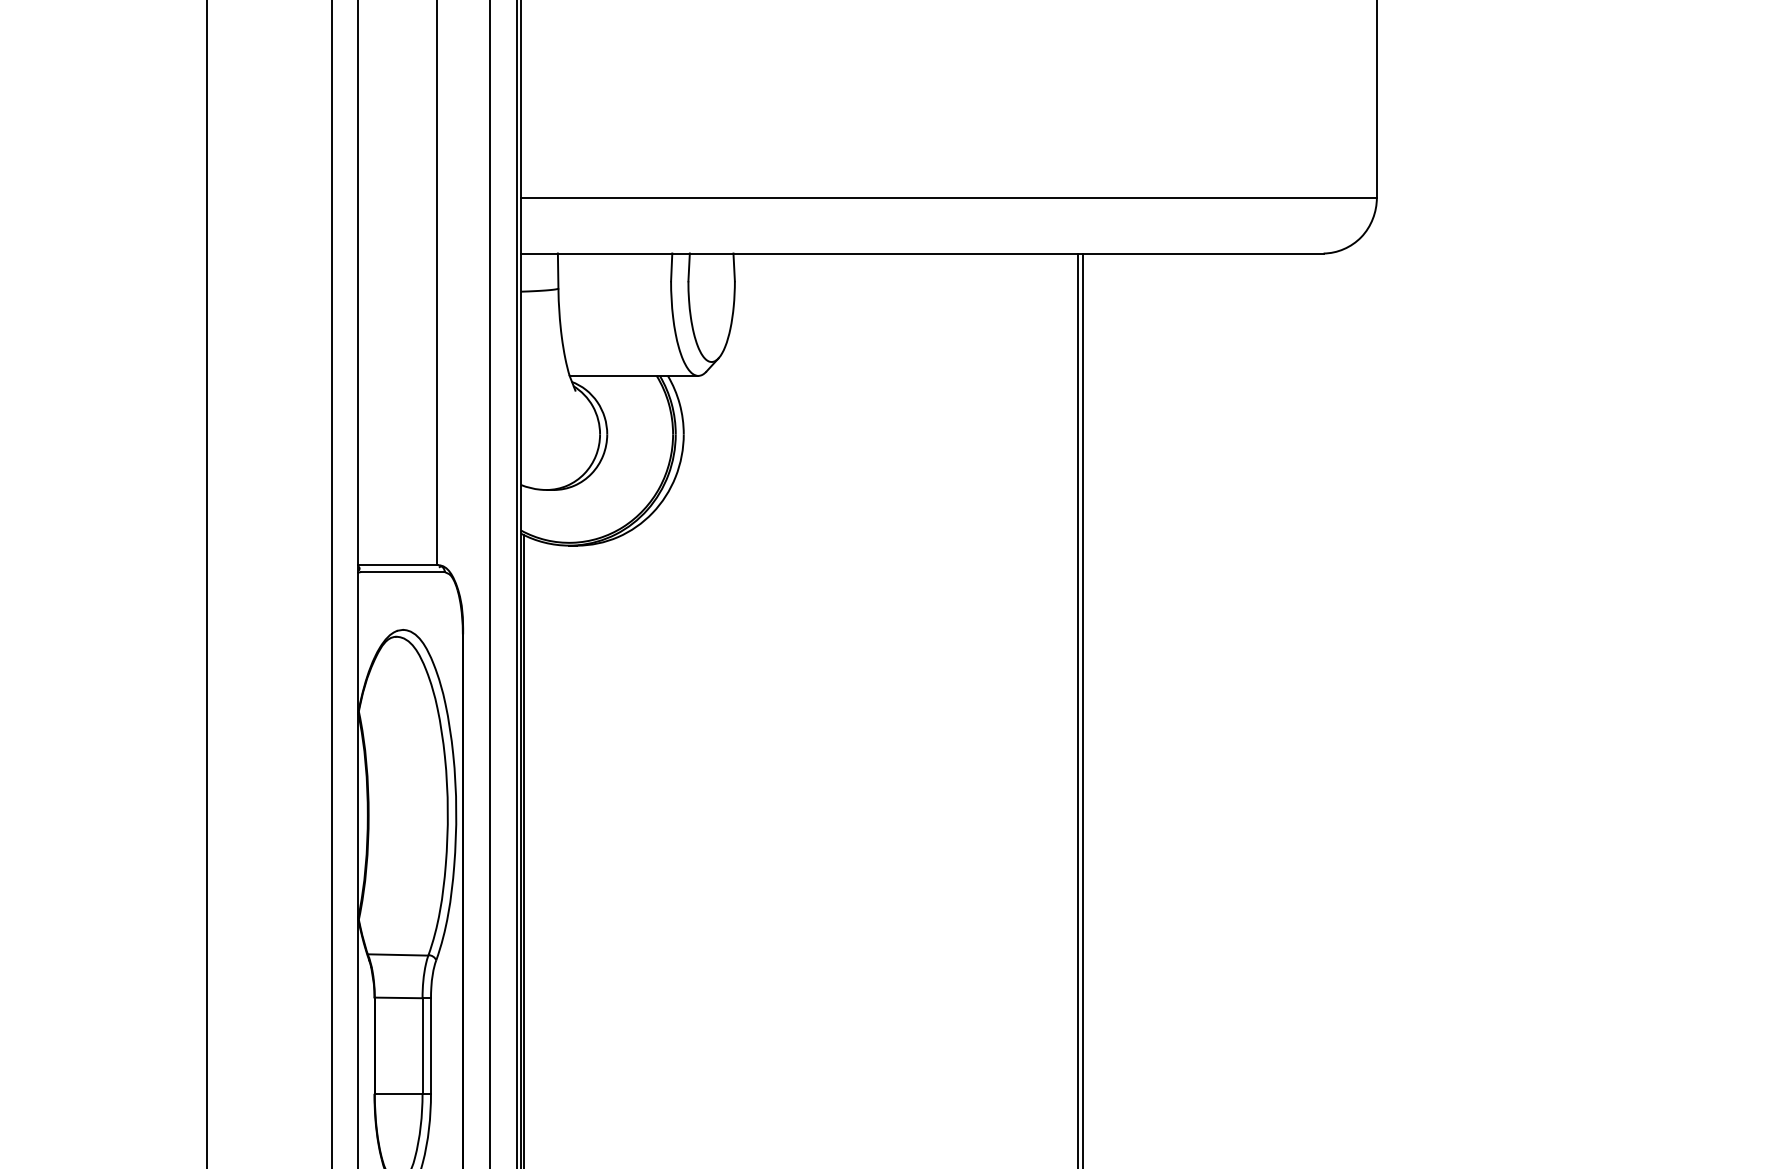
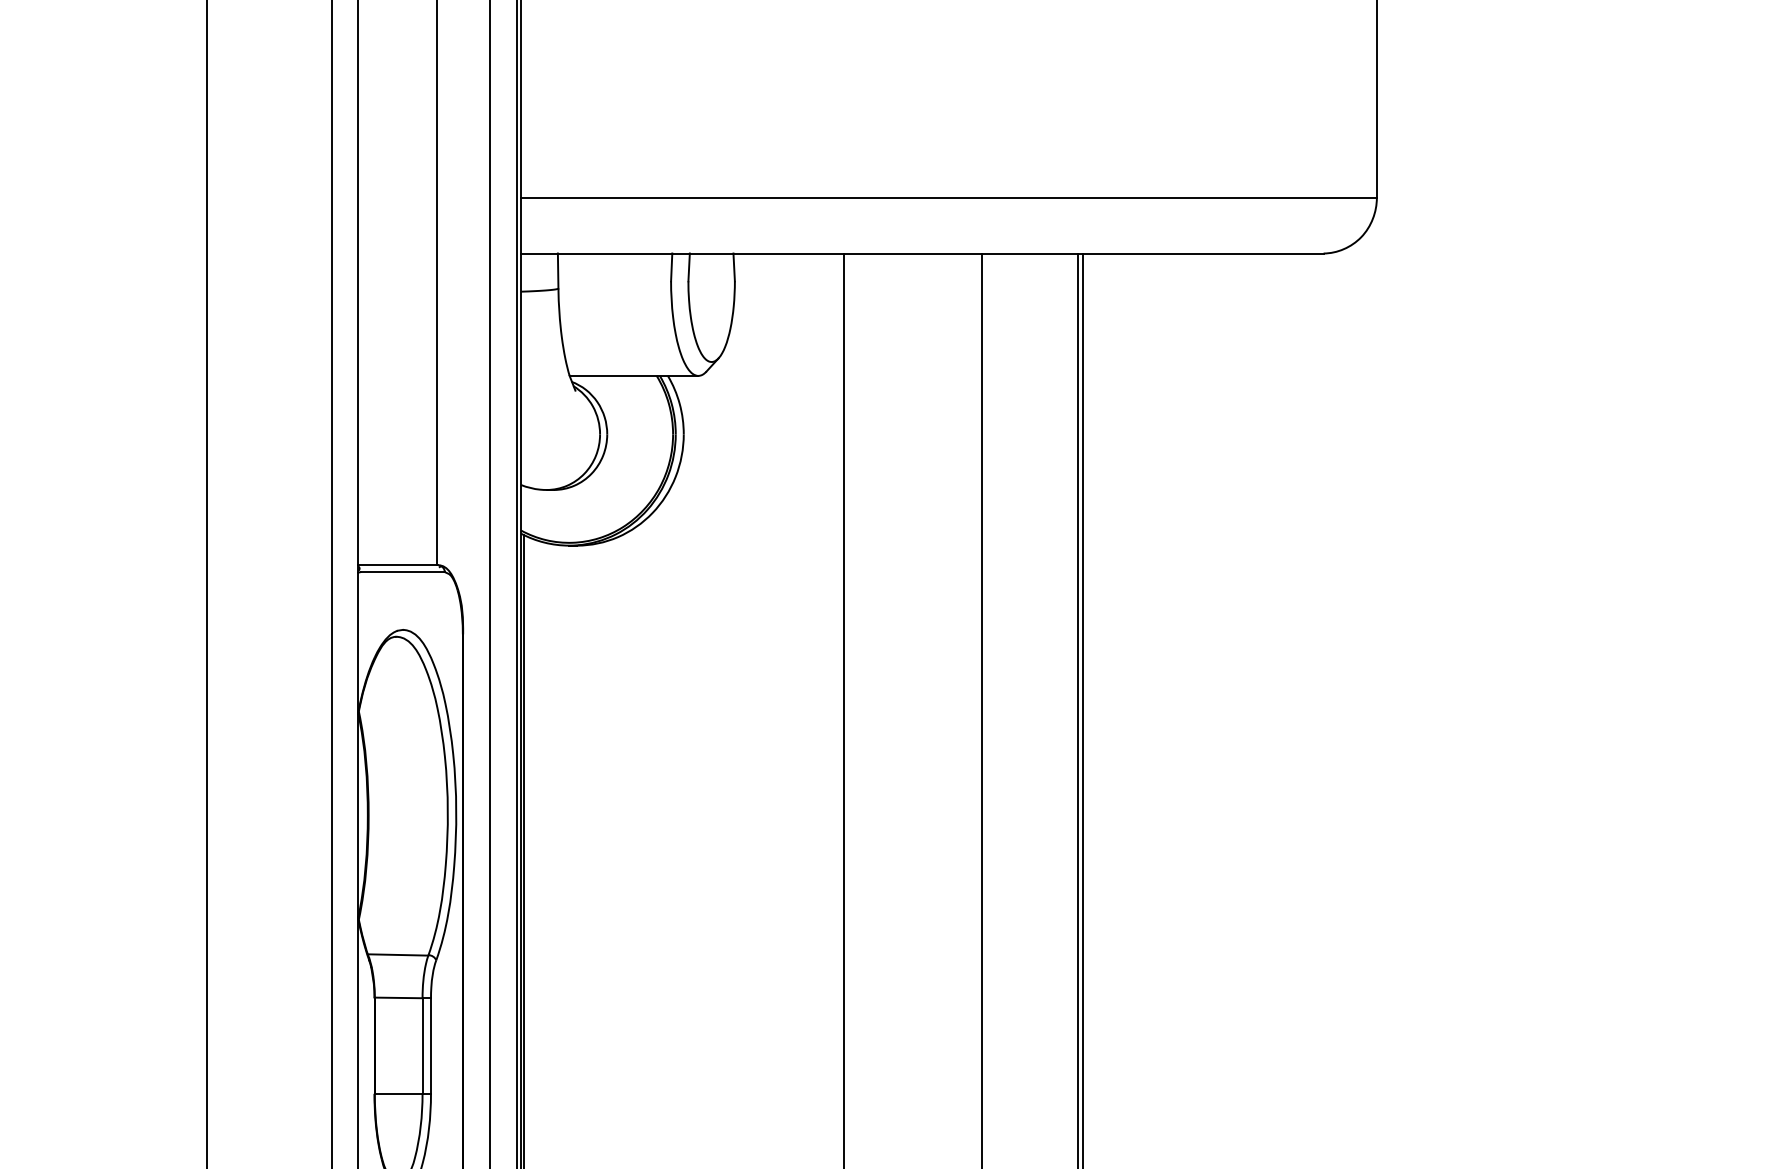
line: none -> present (843, 709)
line: none -> present (982, 709)
